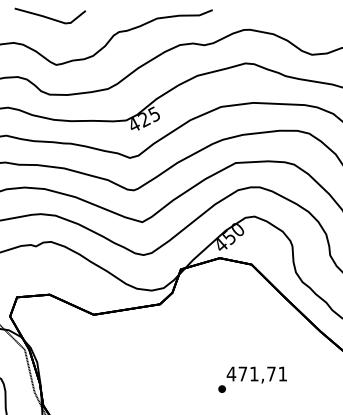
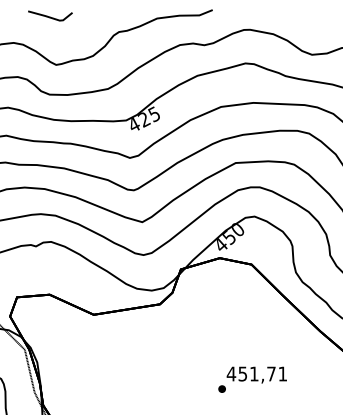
part size: 73x18 px -> 45x12 px (50, 15)
text: 471,71 -> 451,71 (242, 373)
